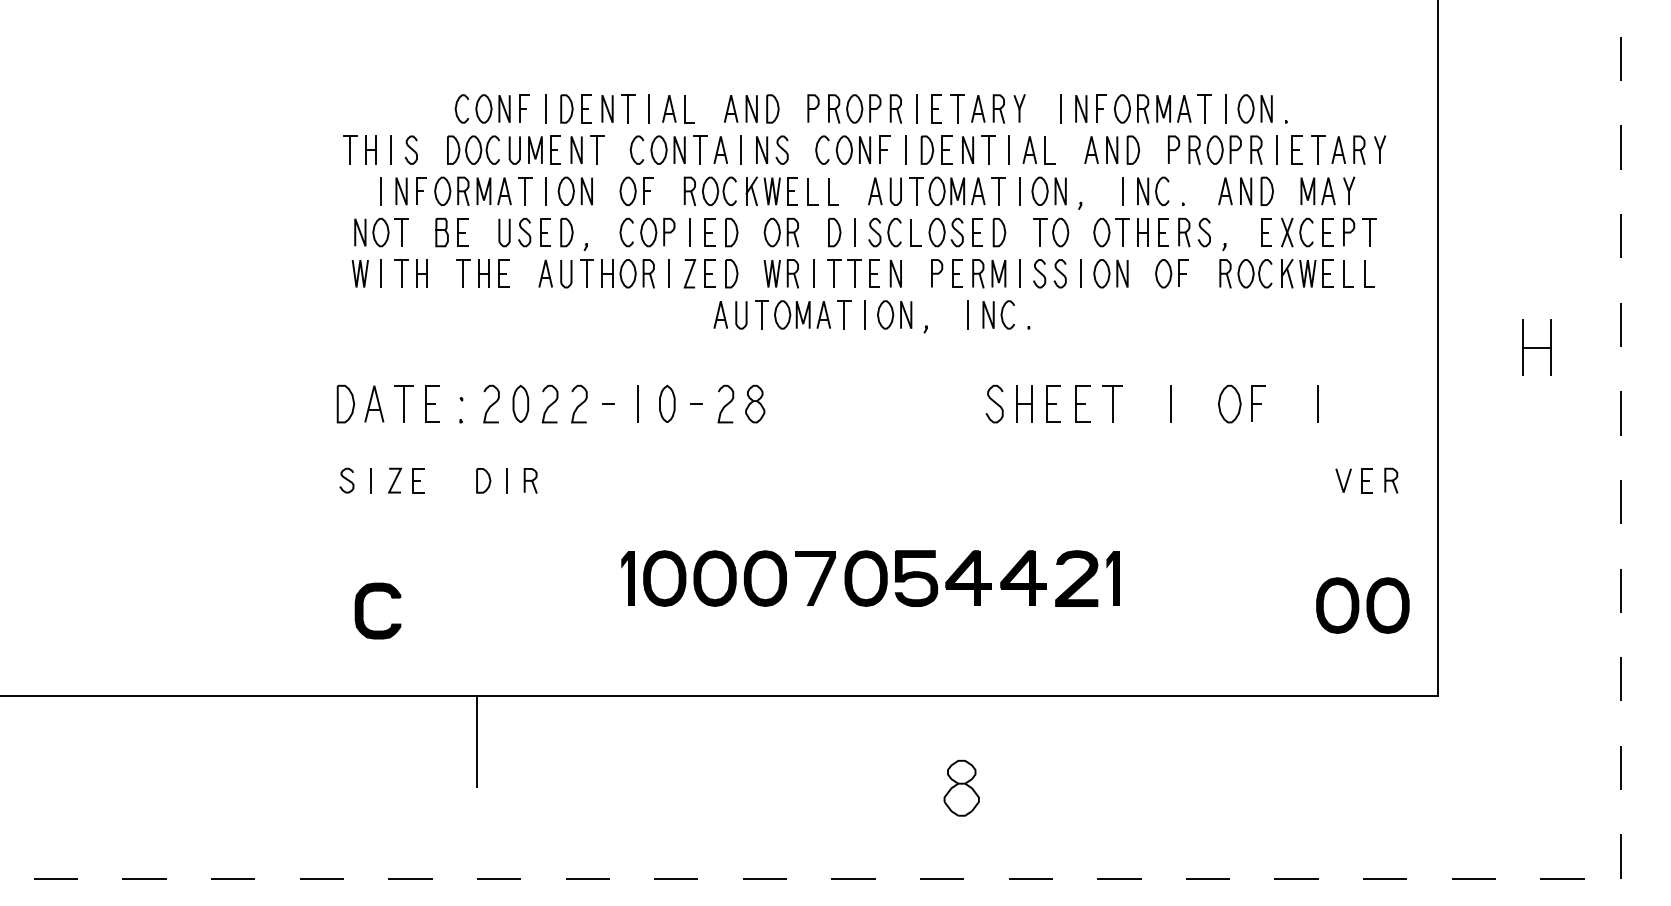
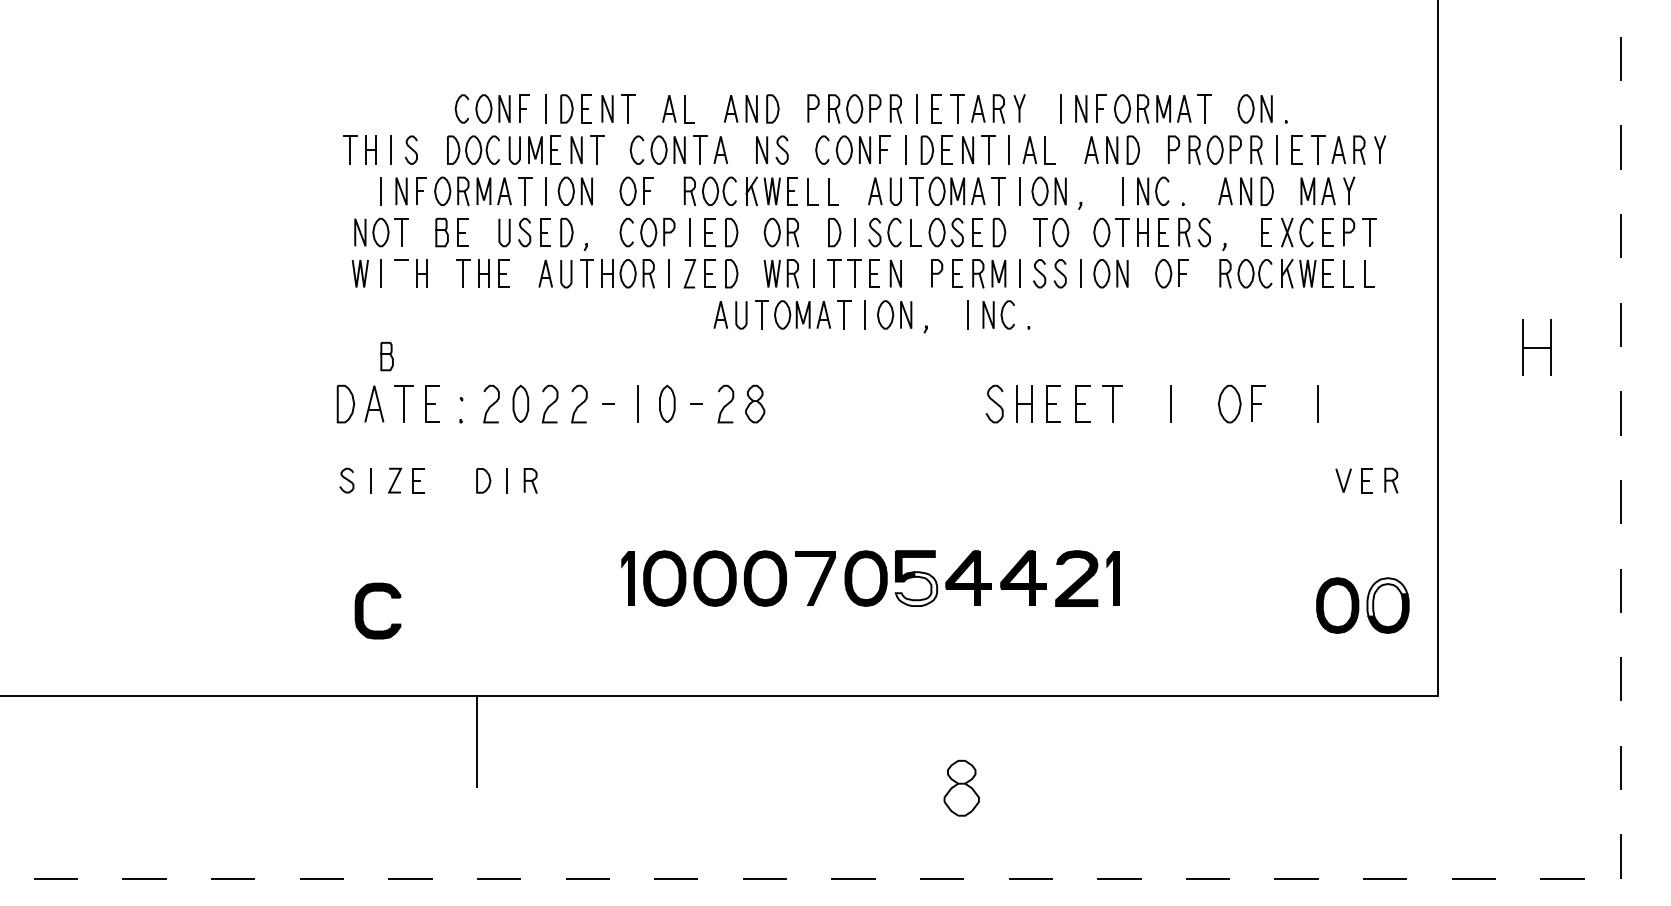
line: present -> none (648, 108)
line: present -> none (1225, 108)
line: present -> none (741, 149)
line: present -> none (401, 273)
part: none -> present (386, 356)
fill: present -> none (916, 589)
fill: present -> none (1387, 597)
